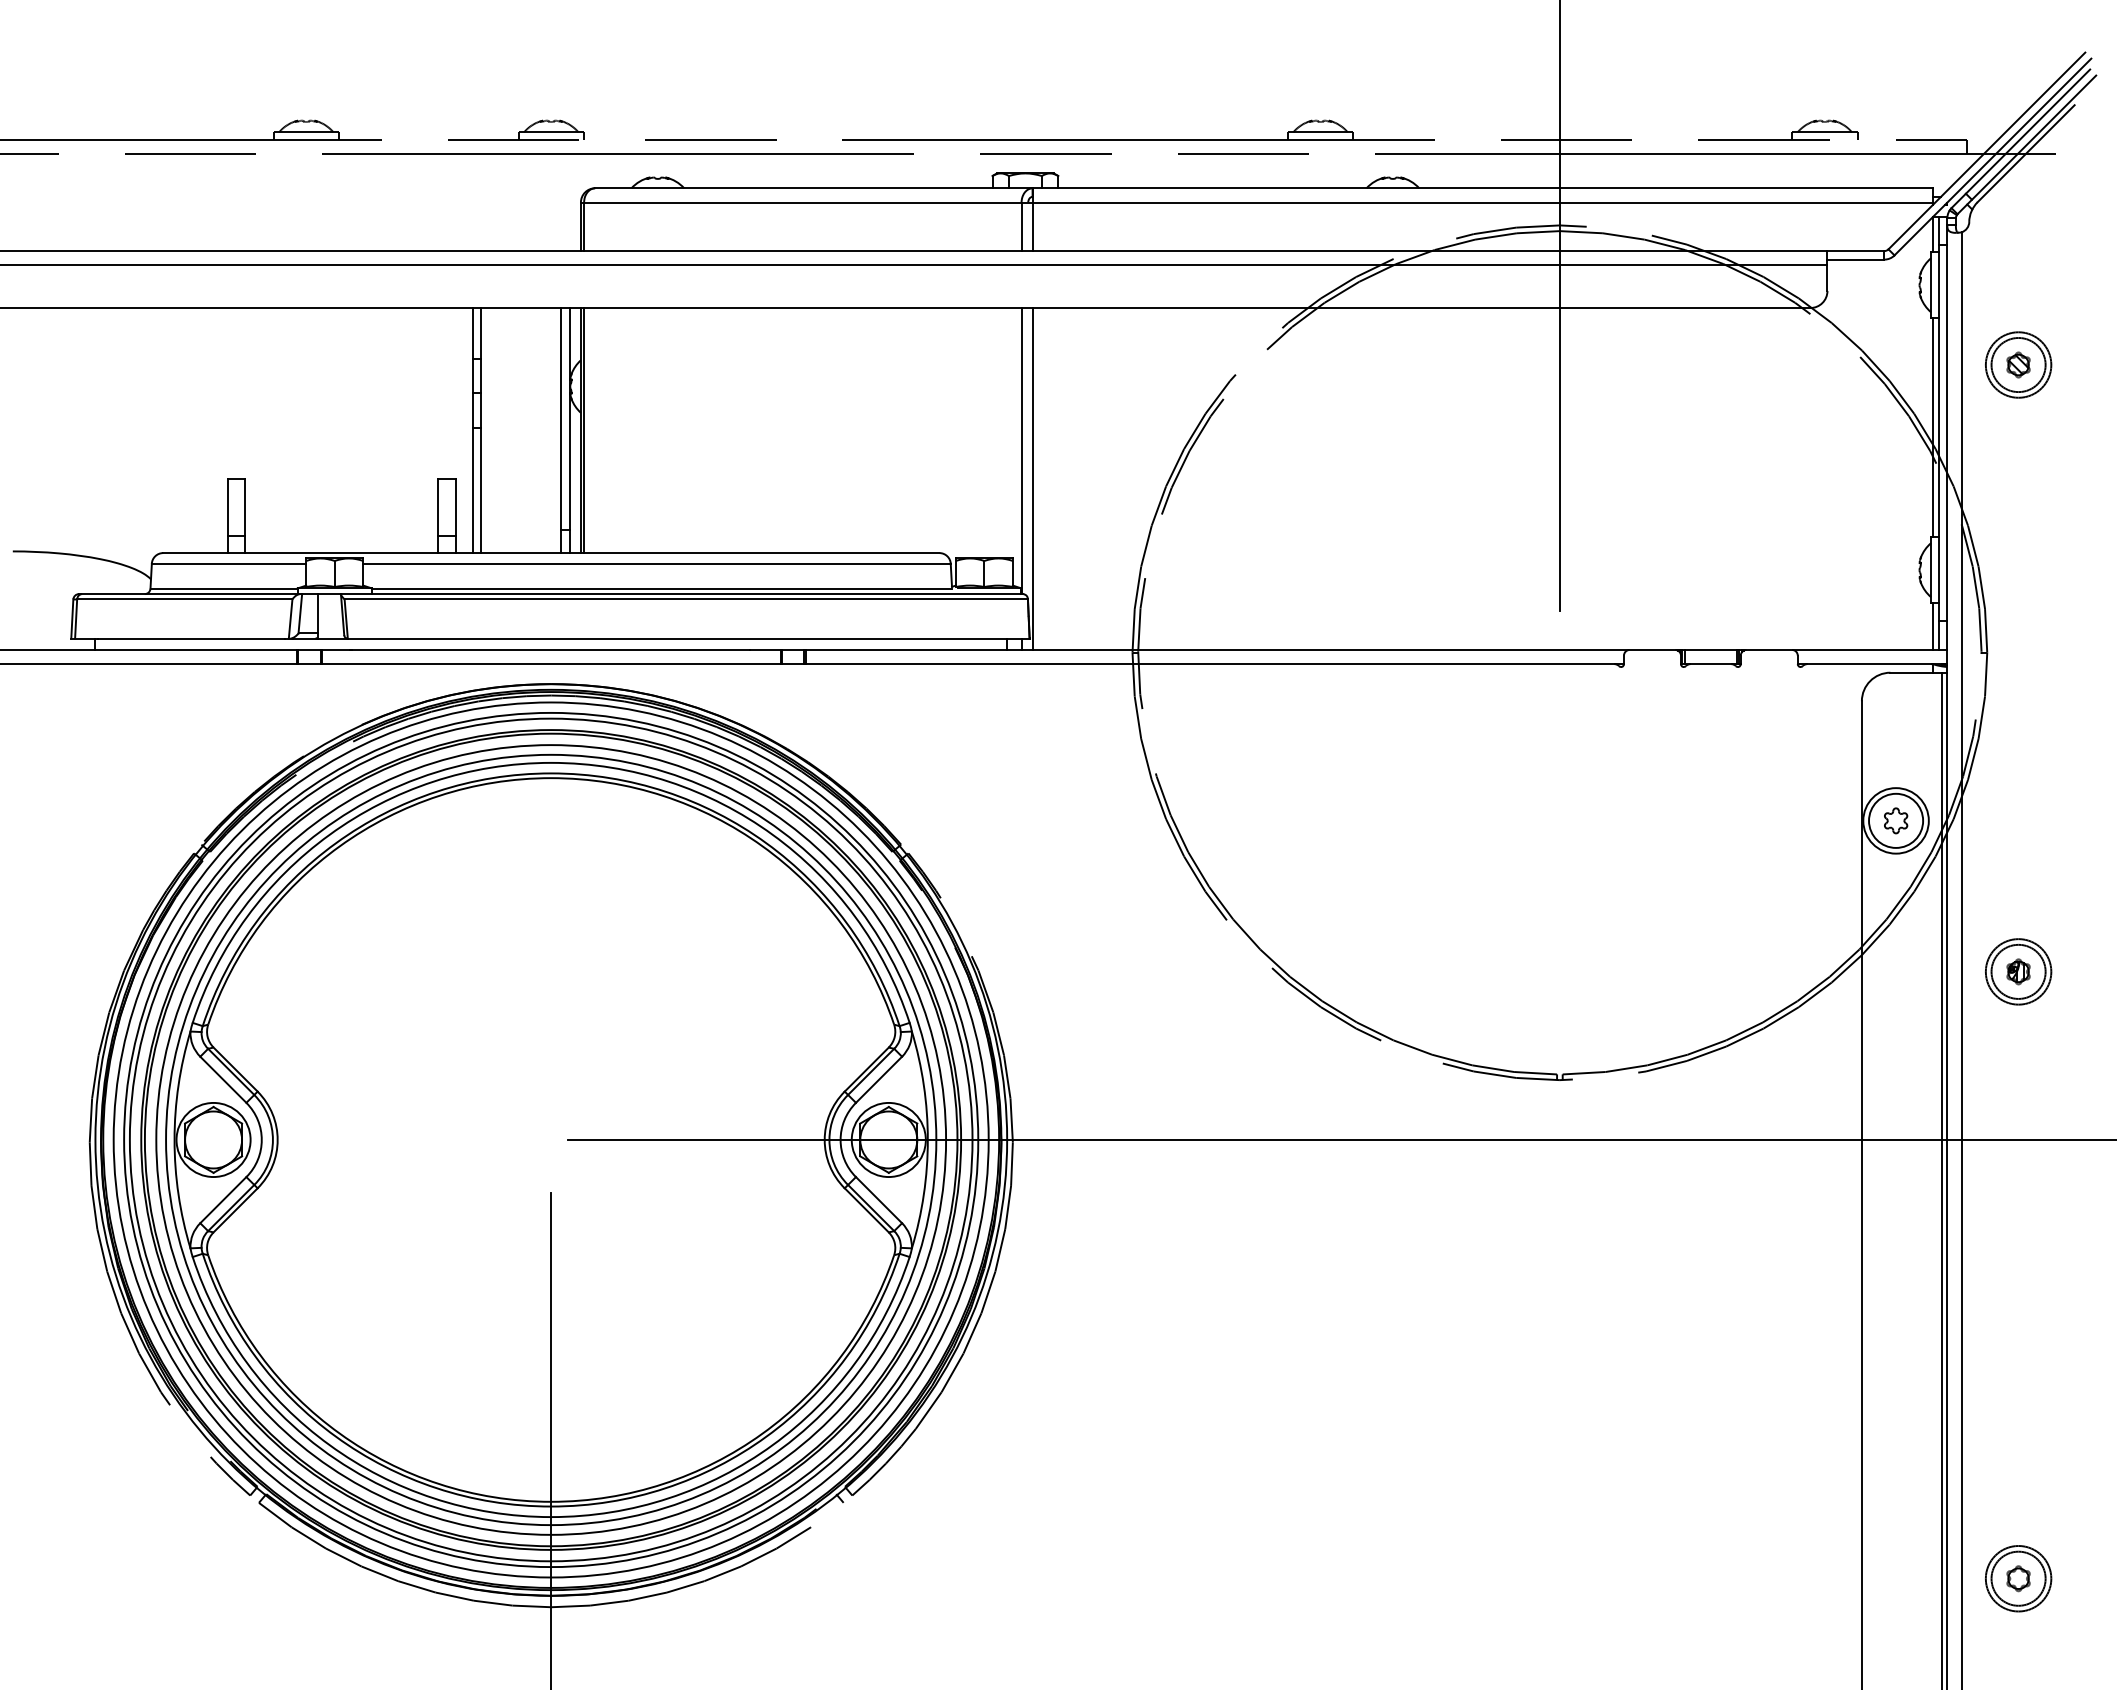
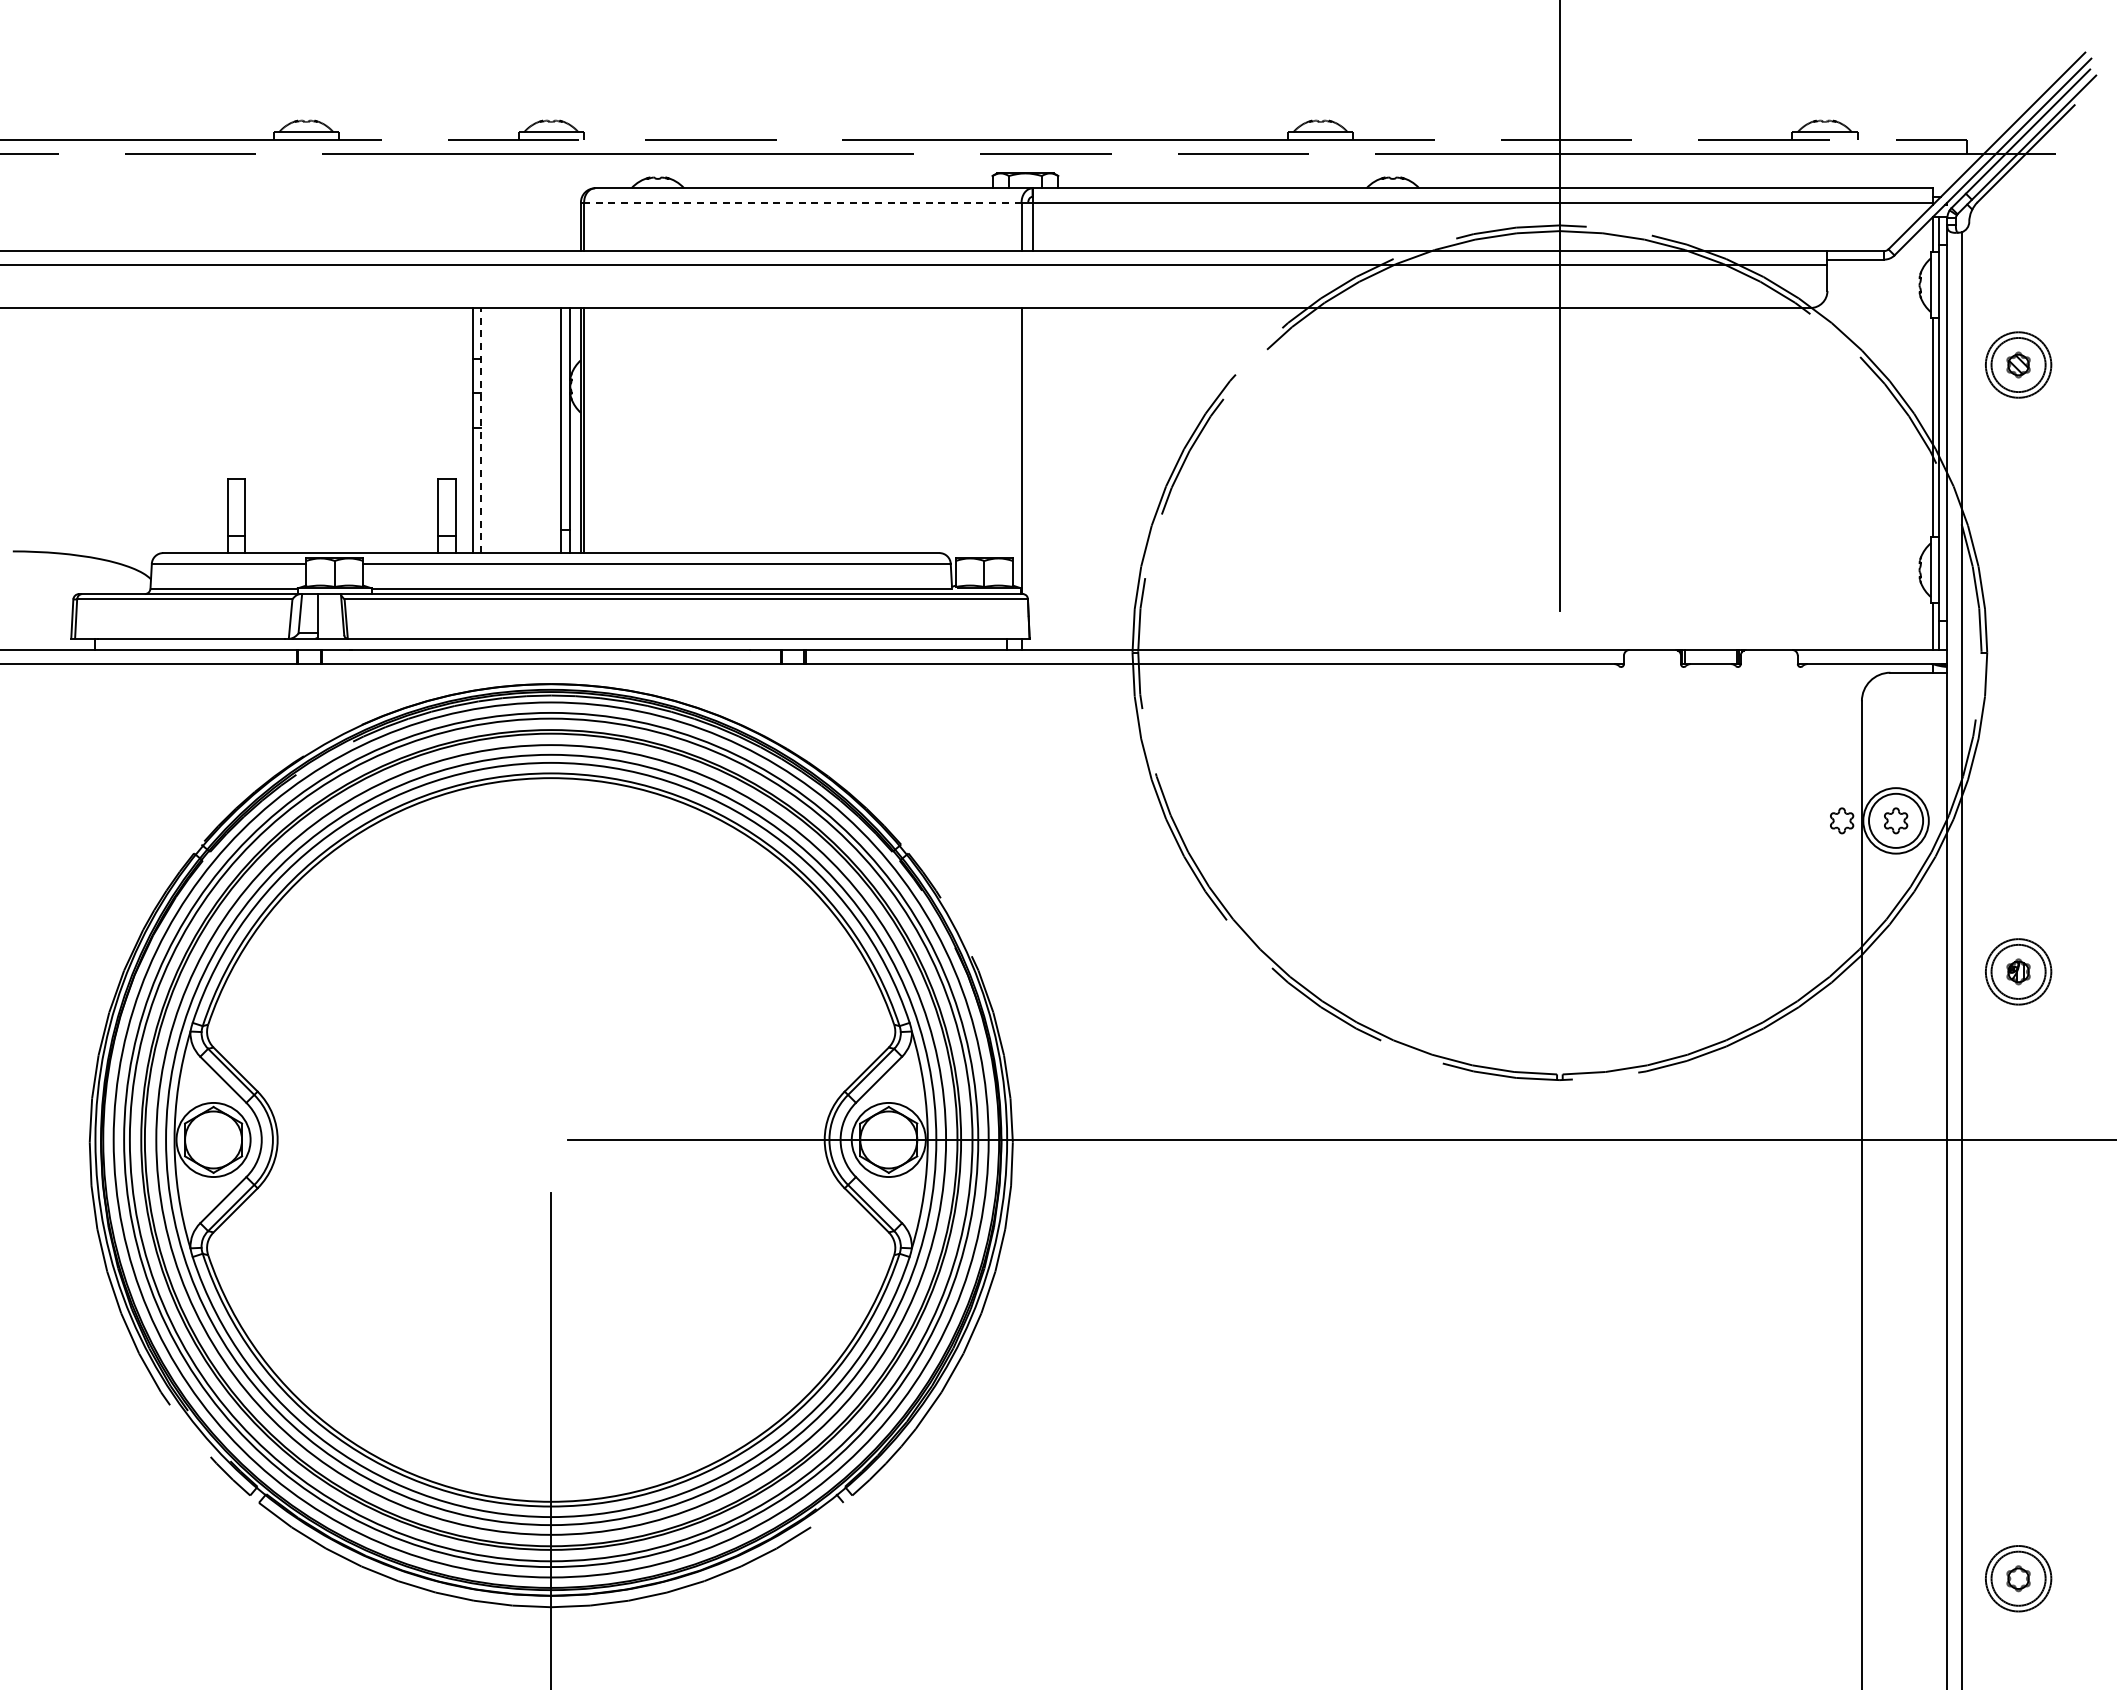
line: solid -> dashed (802, 202)
line: solid -> dashed (481, 430)
line: present -> none (1032, 478)
part: none -> present (1842, 820)
line: present -> none (1941, 1179)
